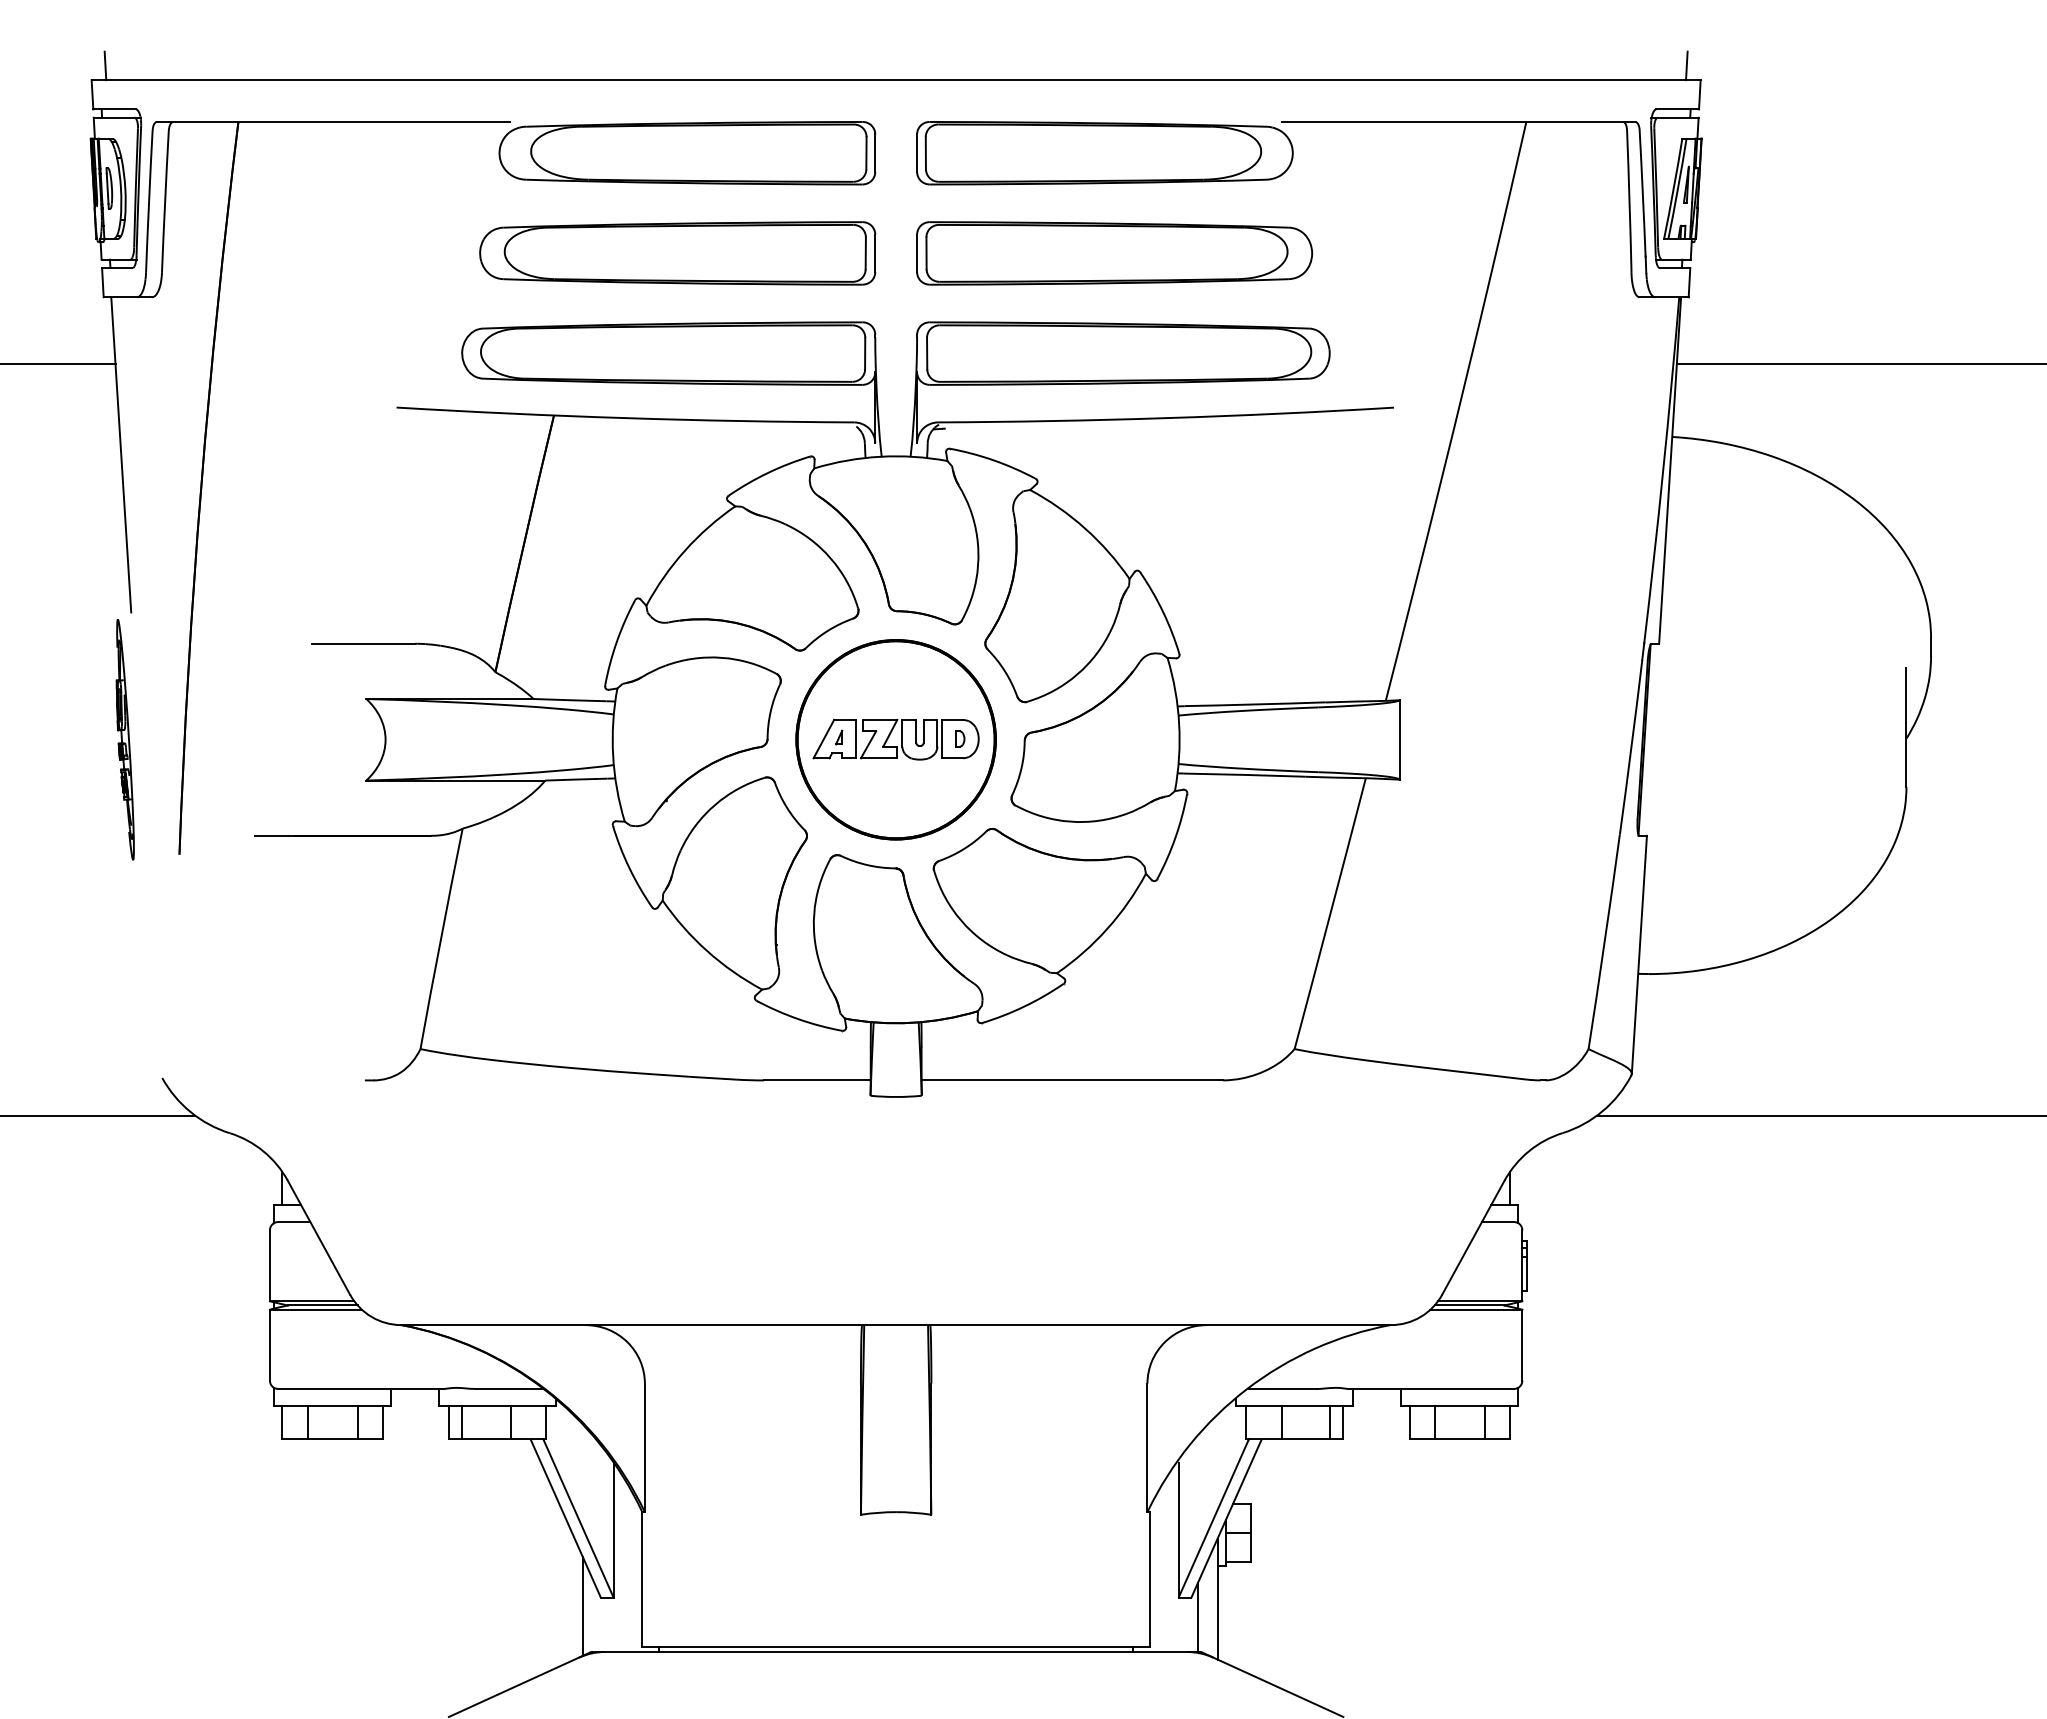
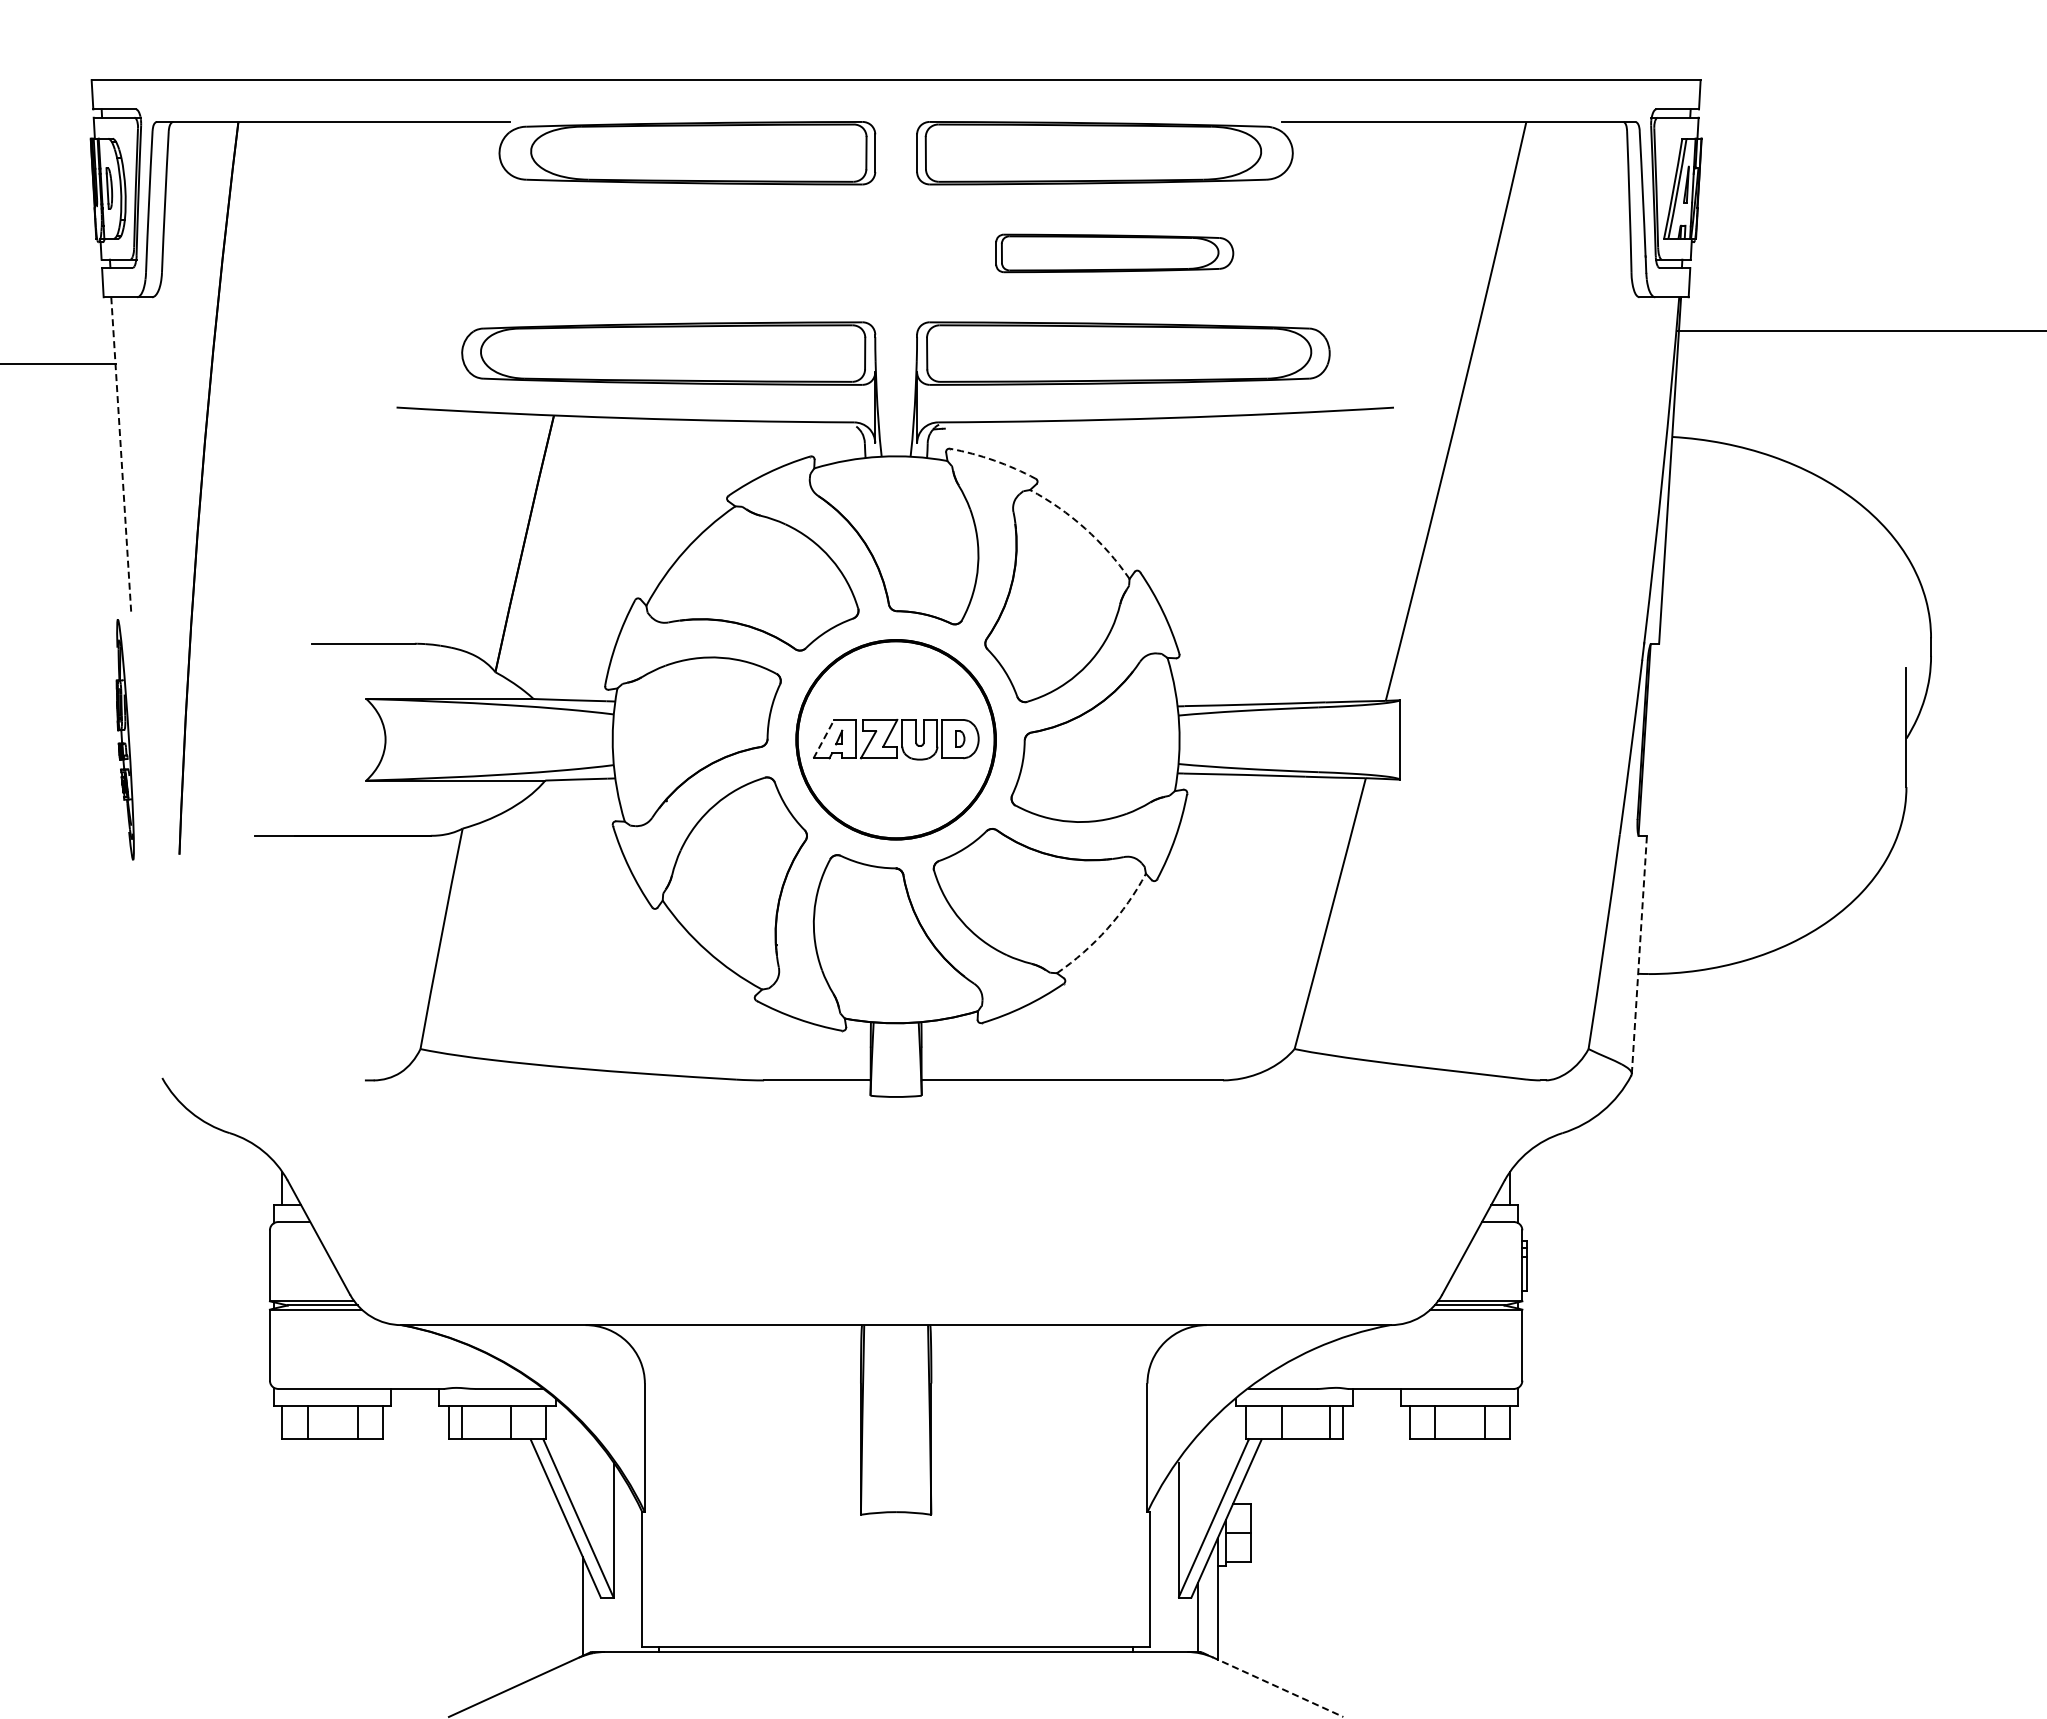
line: present -> none (105, 65)
line: present -> none (1686, 65)
part: present -> none (677, 253)
part size: 398x65 px -> 240x41 px (1114, 253)
line position: (1859, 364) -> (1859, 331) (1859, 331)
line: solid -> dashed (121, 454)
arc: solid -> dashed (994, 460)
arc: solid -> dashed (1085, 528)
line: solid -> dashed (823, 739)
arc: solid -> dashed (1107, 928)
line: solid -> dashed (1639, 954)
line: present -> none (98, 1115)
line: present -> none (1820, 1115)
line: solid -> dashed (1272, 1684)
